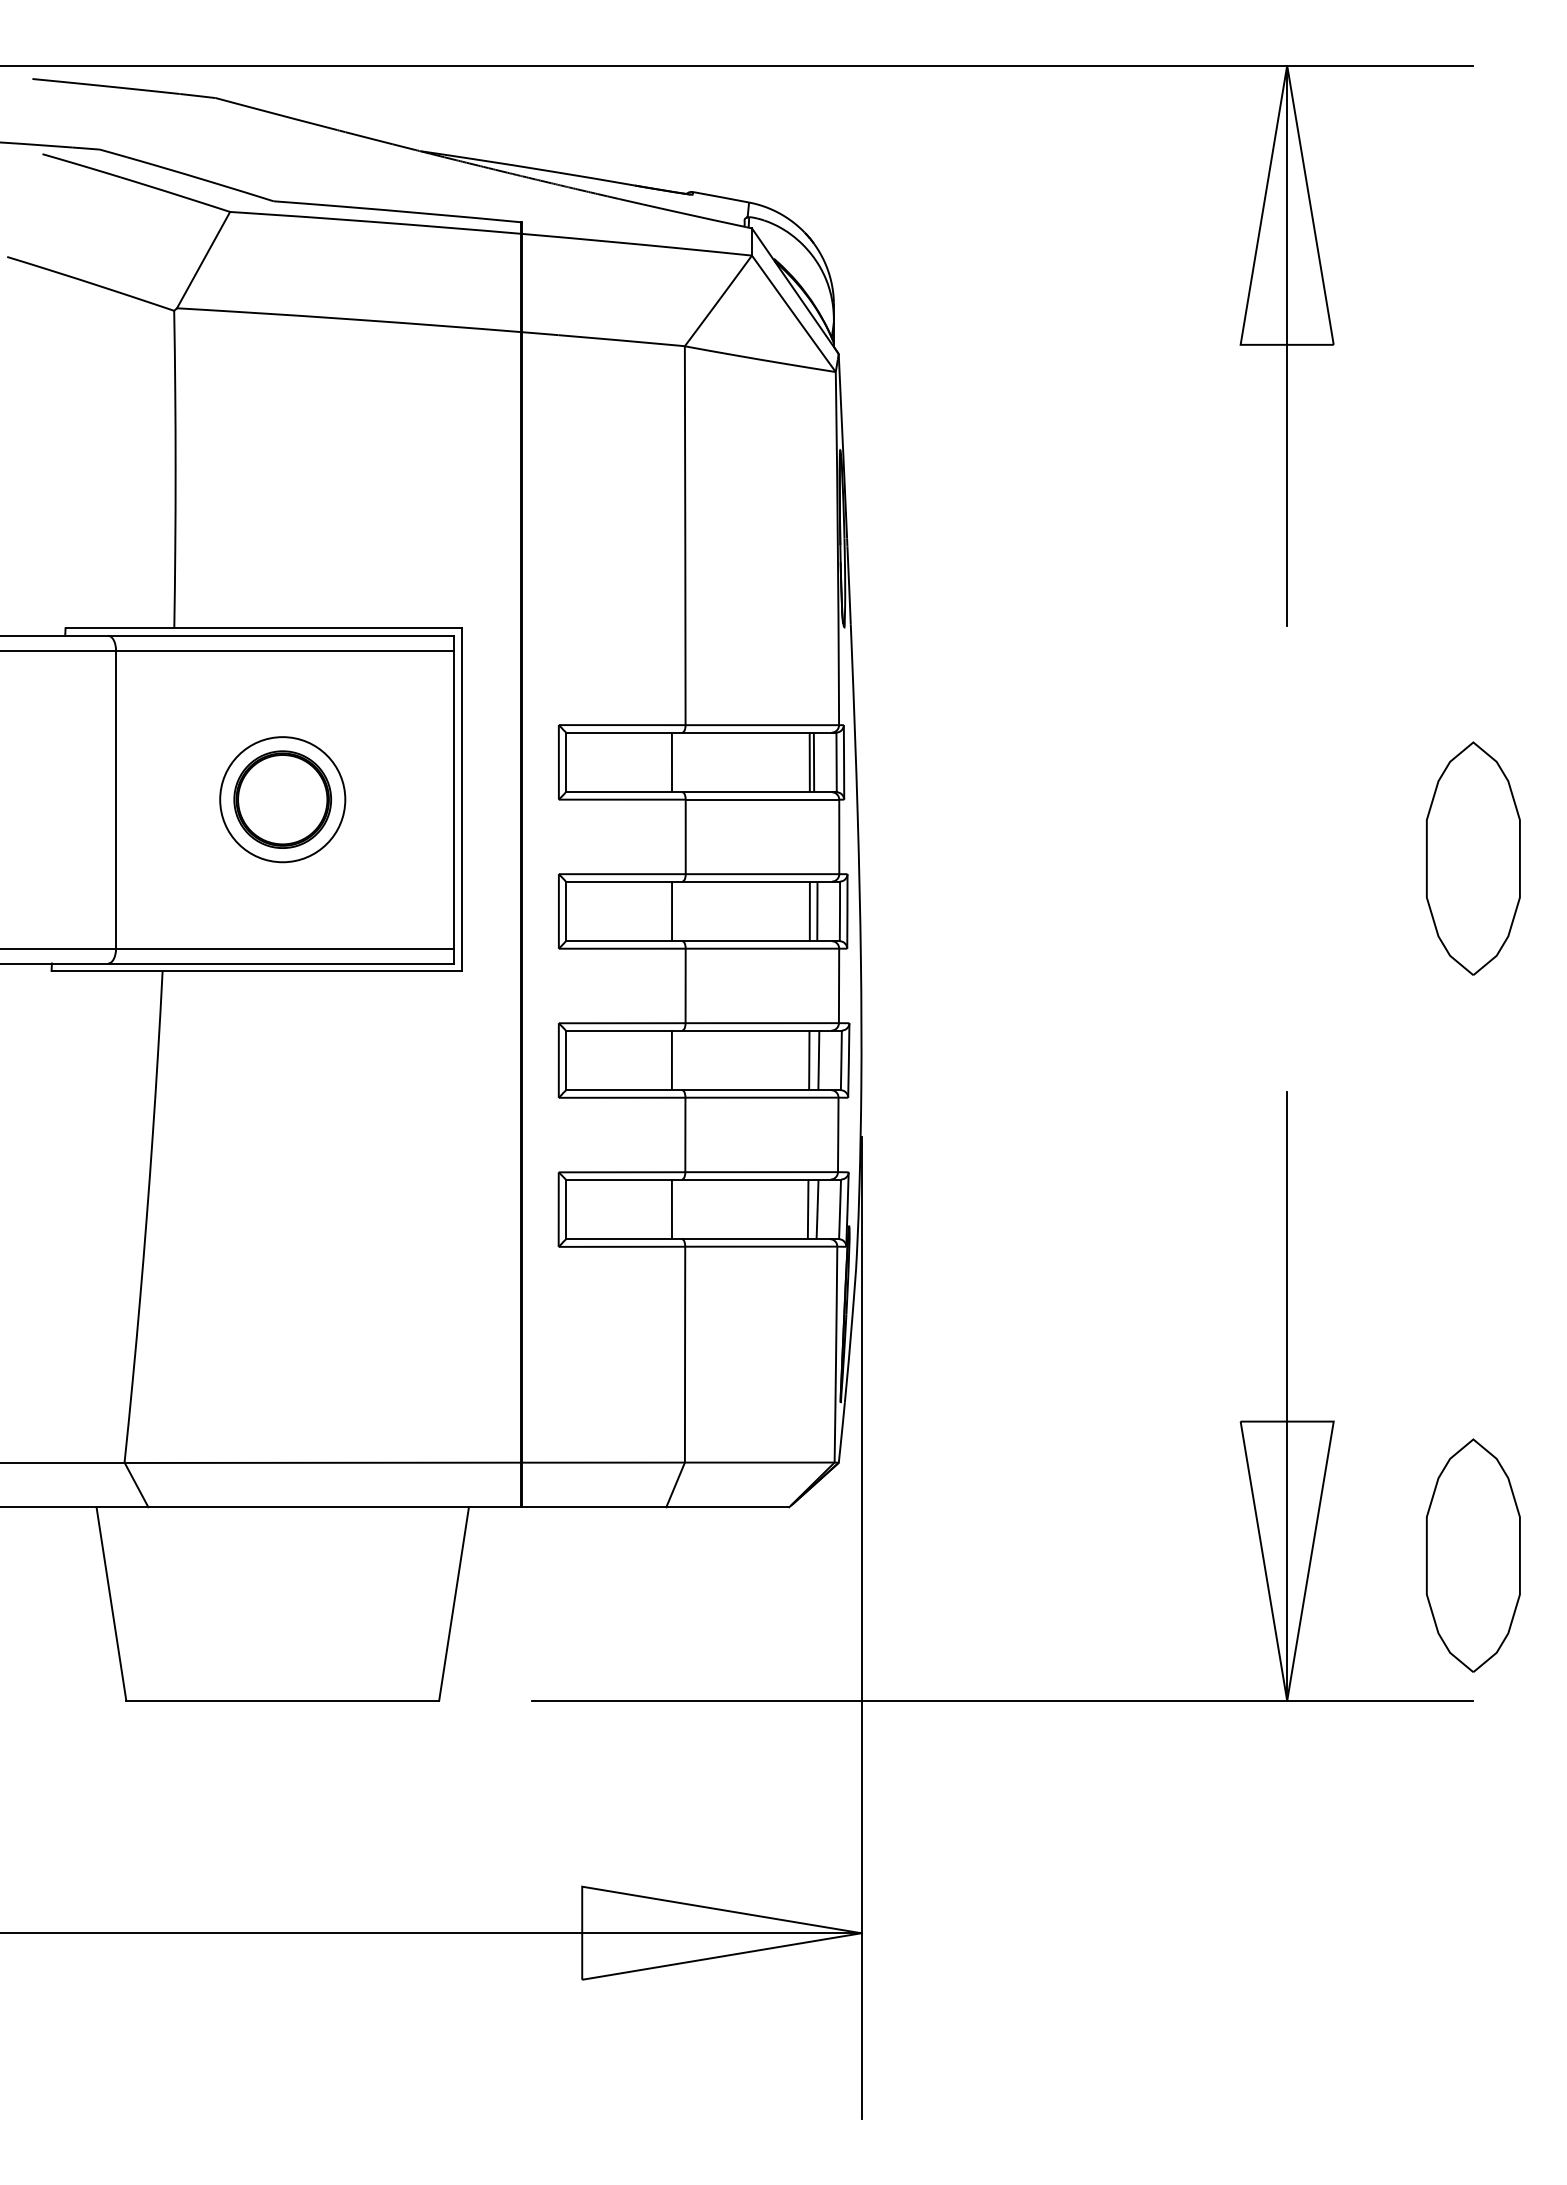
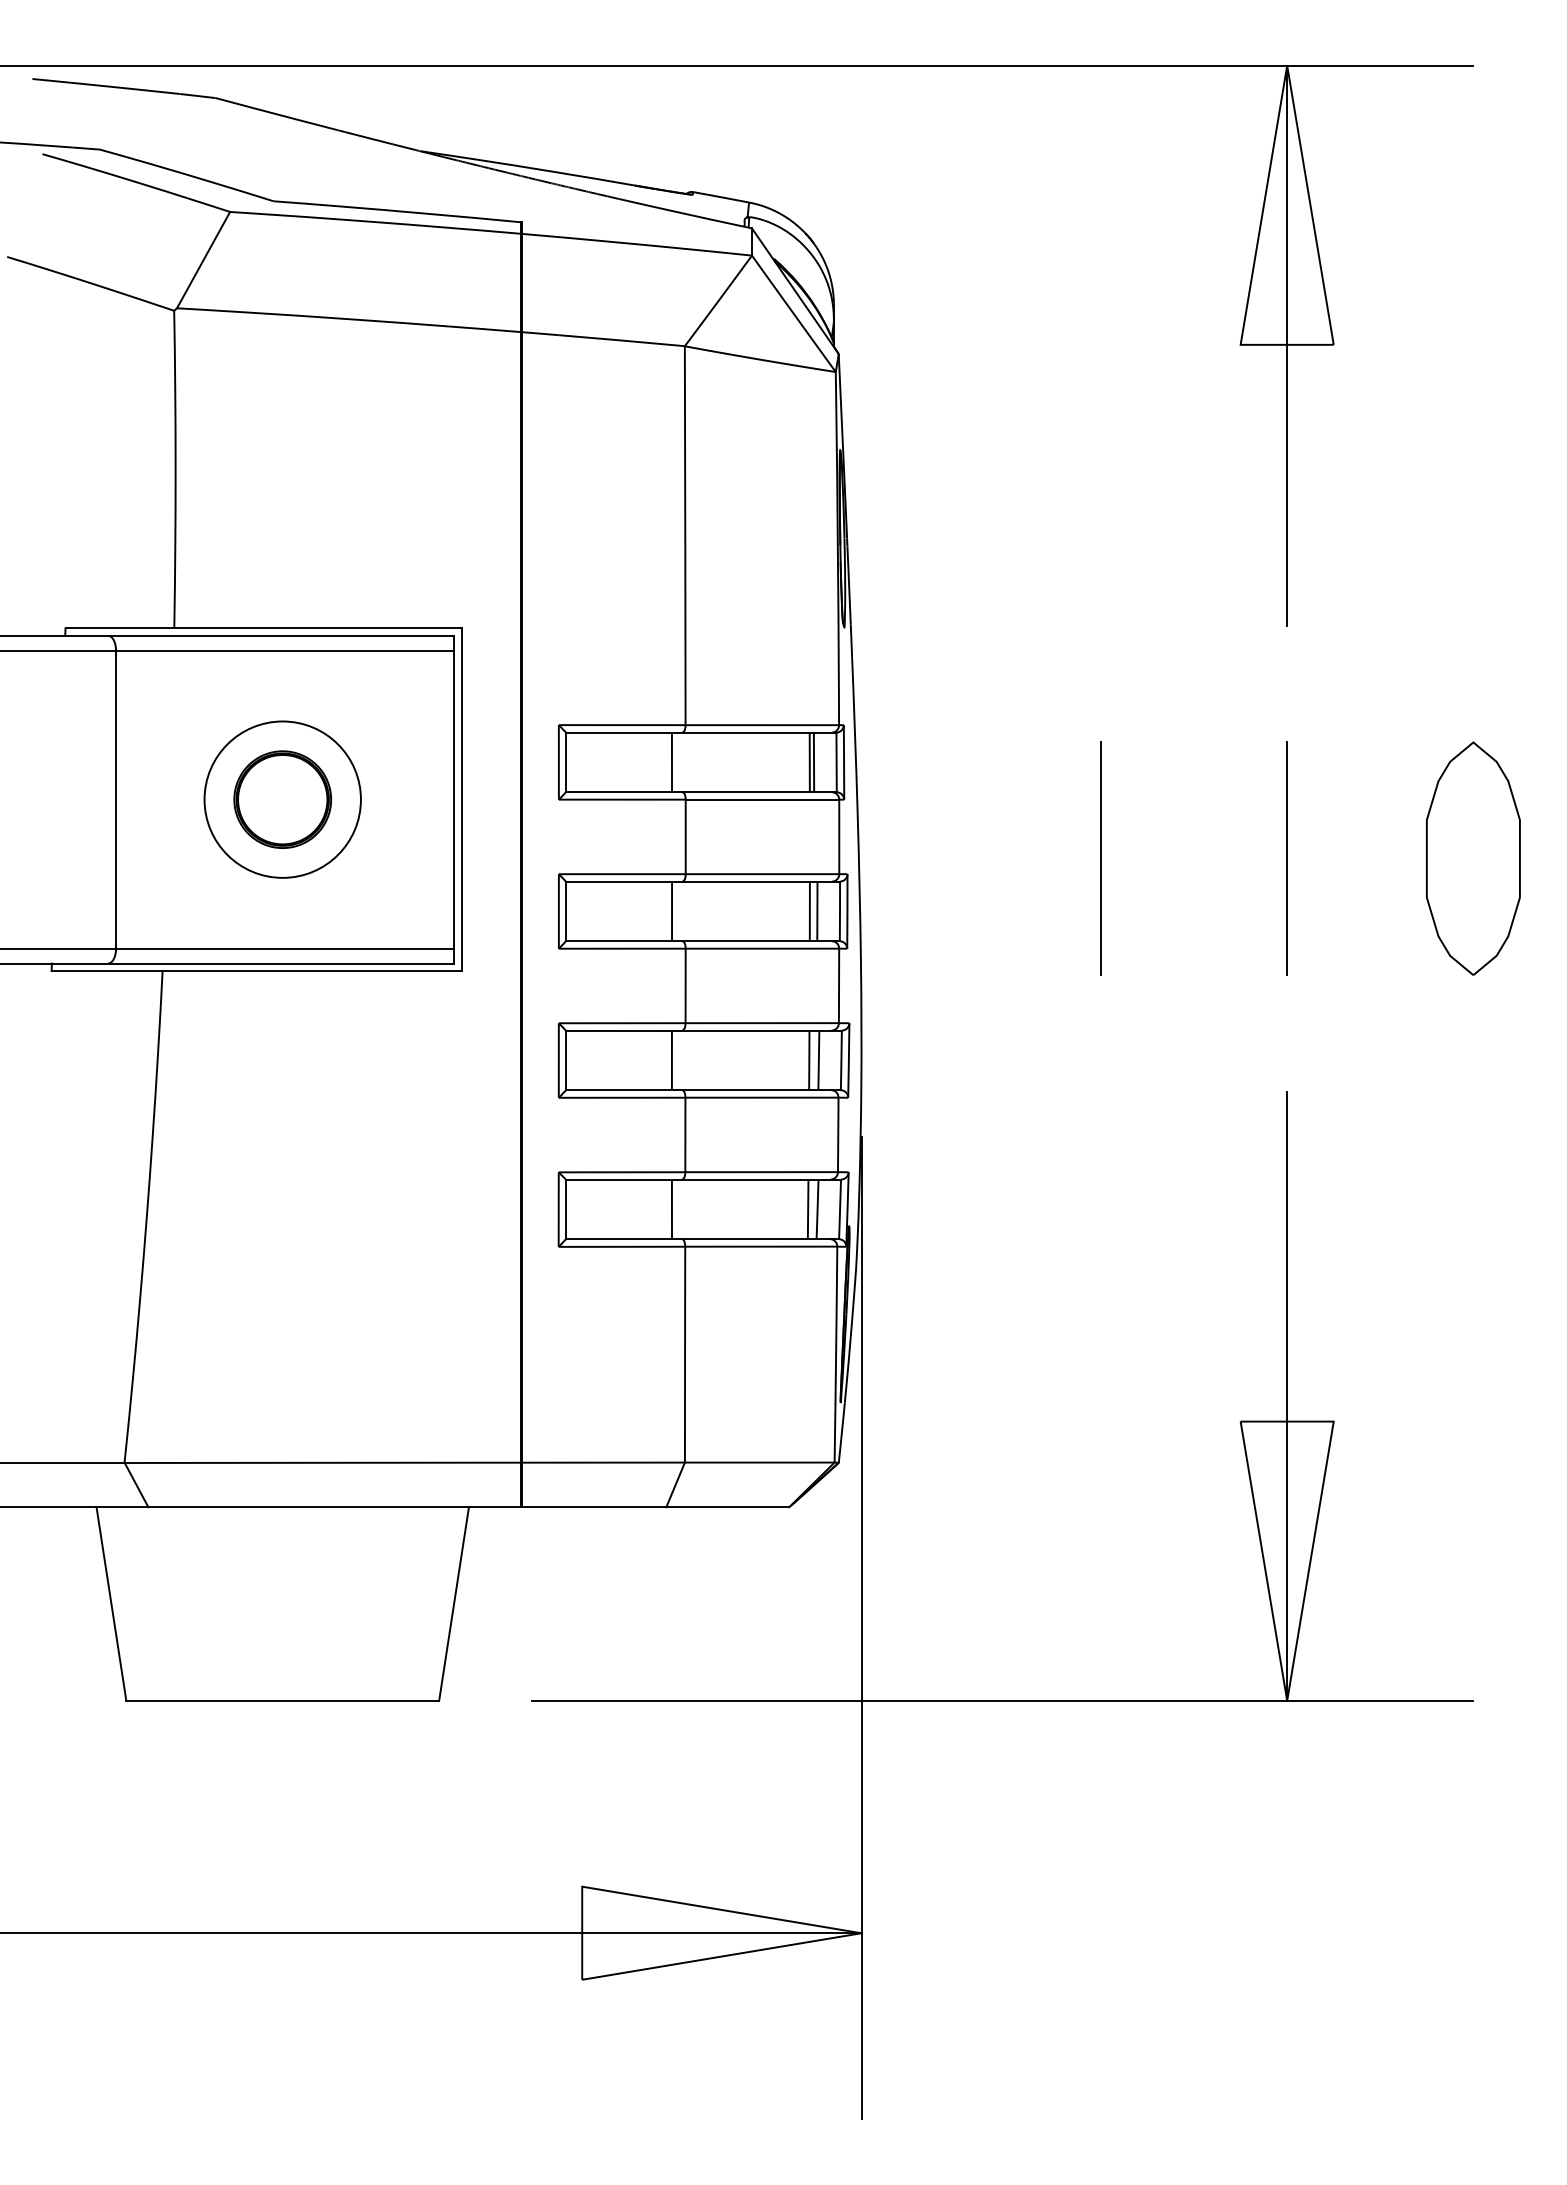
circle diameter: 125 px -> 156 px (282, 799)
line: none -> present (1100, 858)
line: none -> present (1287, 858)
part: present -> none (1473, 1555)
